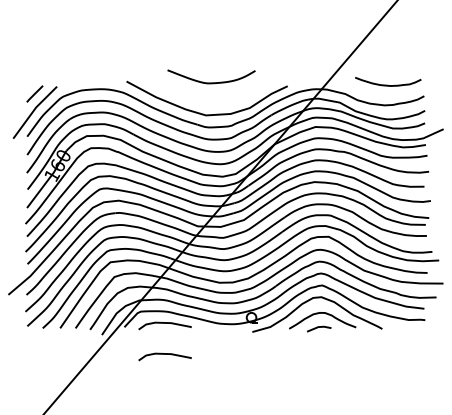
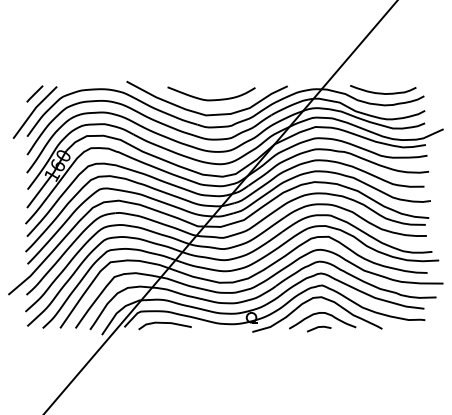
curve position: (211, 82) -> (211, 99) (211, 99)
curve position: (388, 84) -> (383, 92) (383, 92)
curve: present -> none (164, 354)
